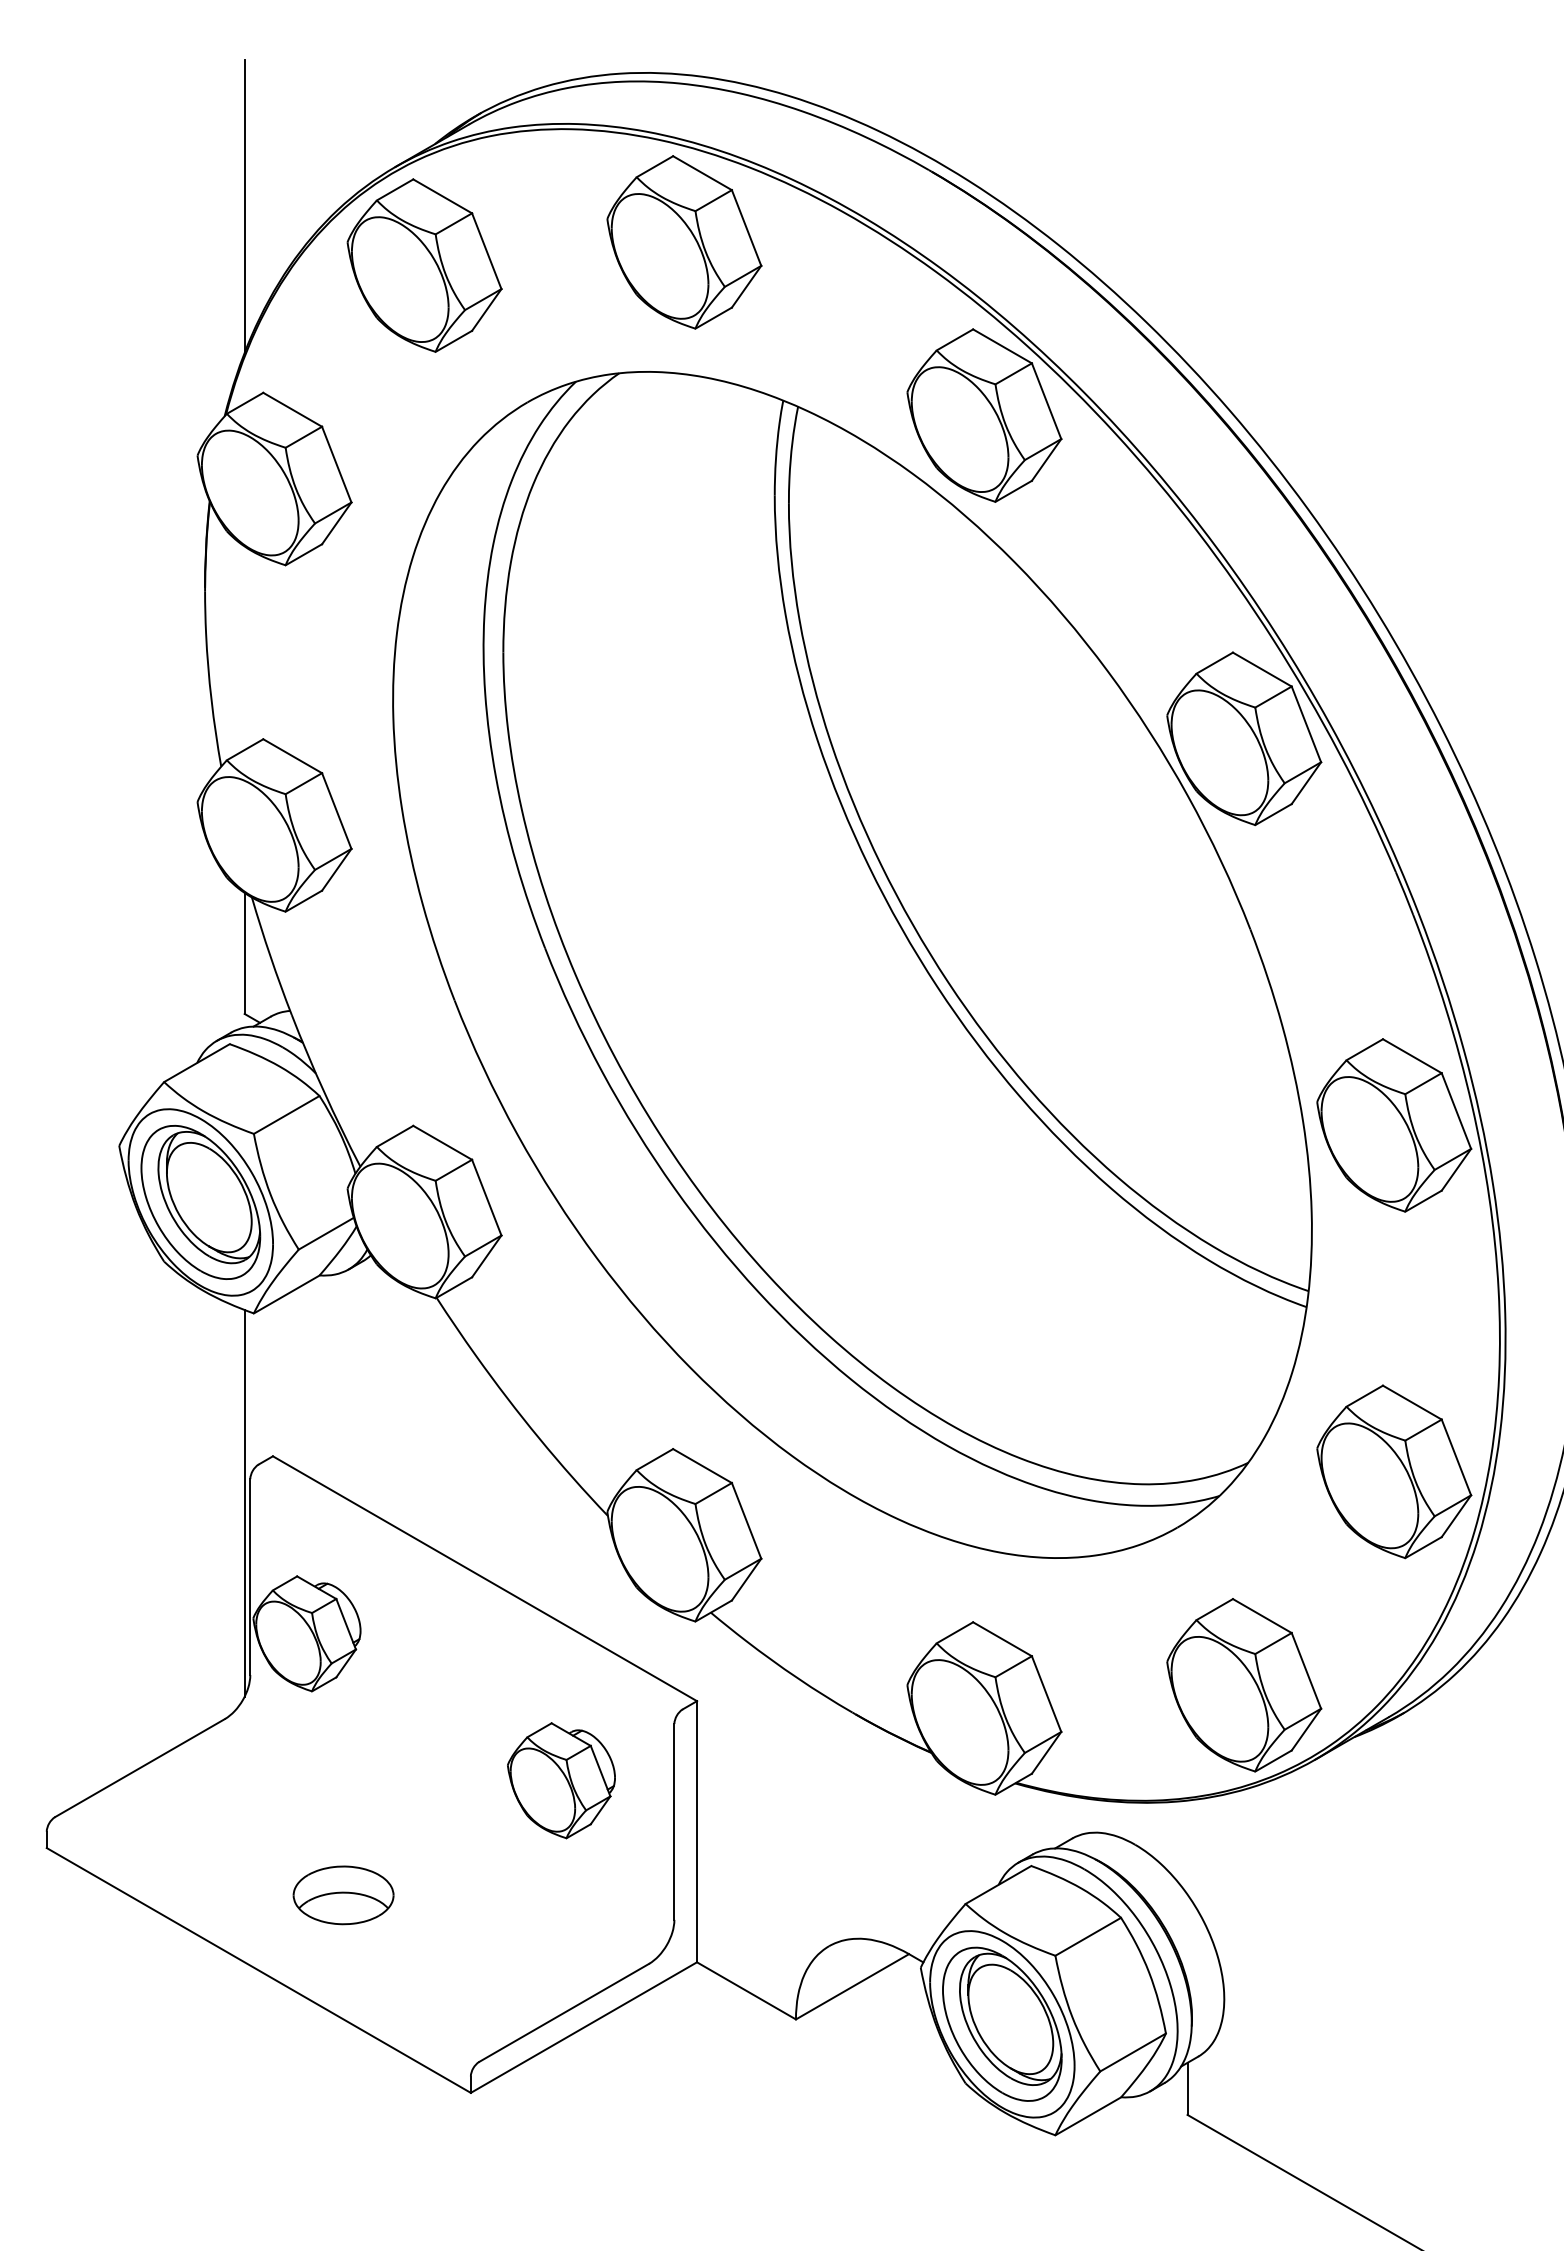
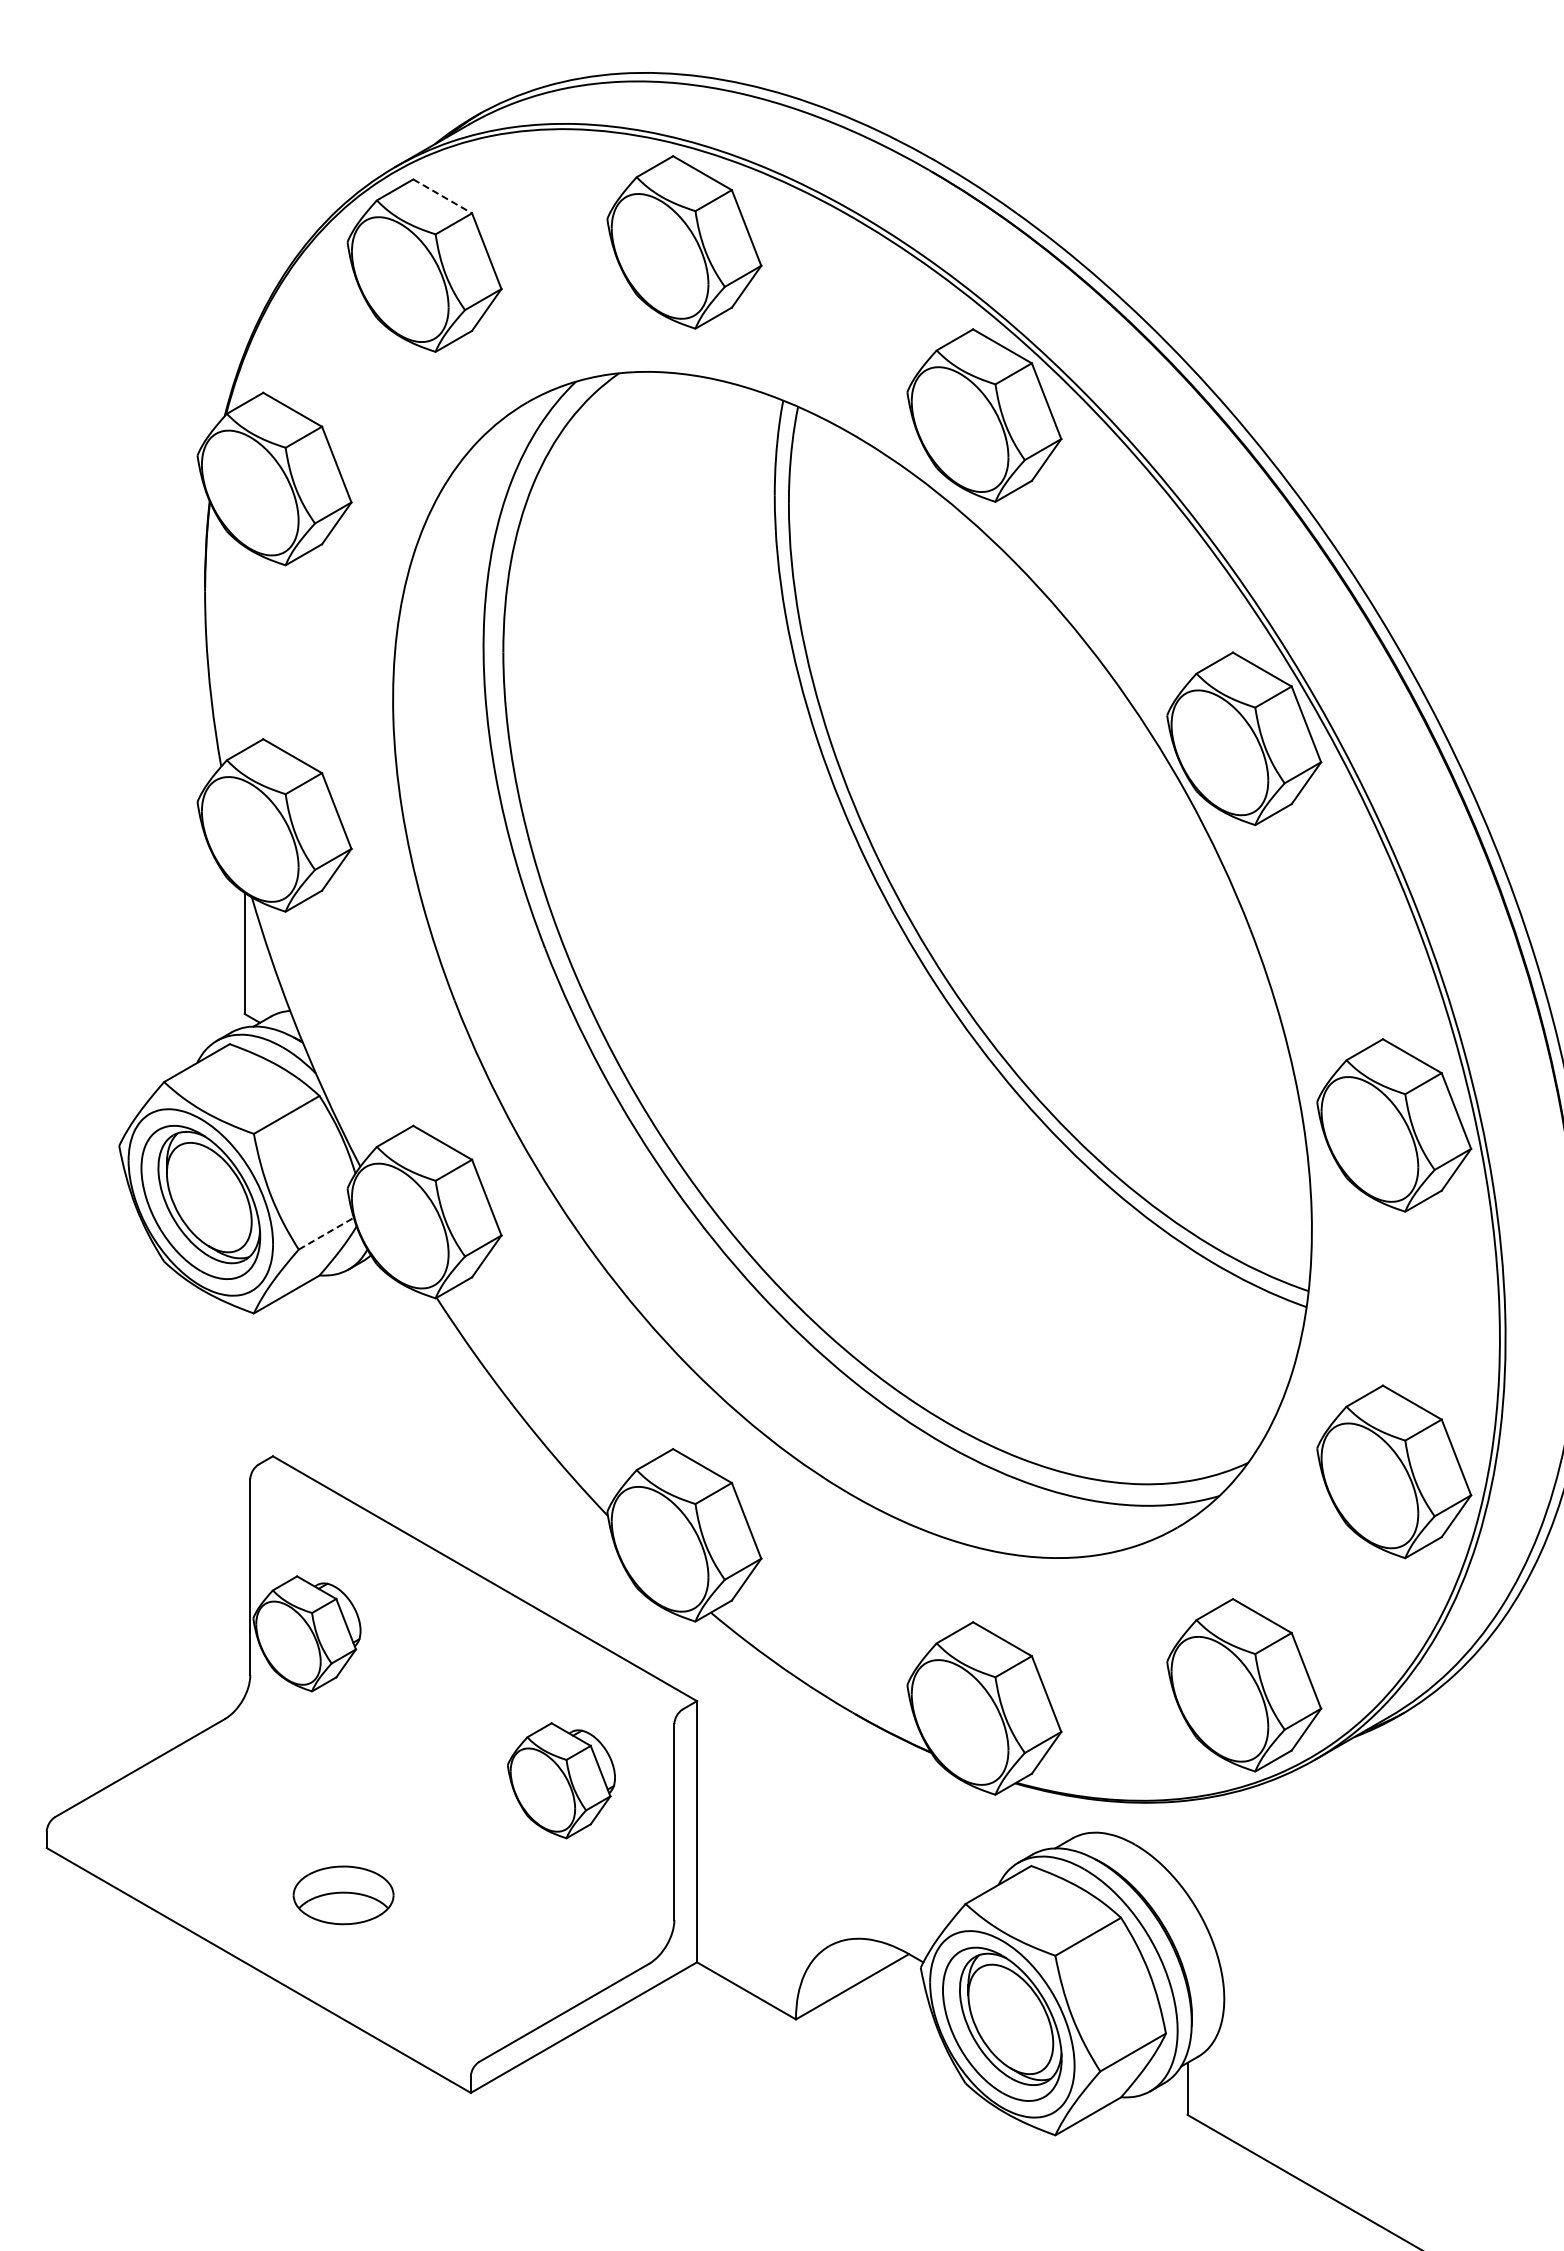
line: solid -> dashed (442, 196)
line: present -> none (244, 205)
line: solid -> dashed (326, 1233)
line: present -> none (244, 1503)
